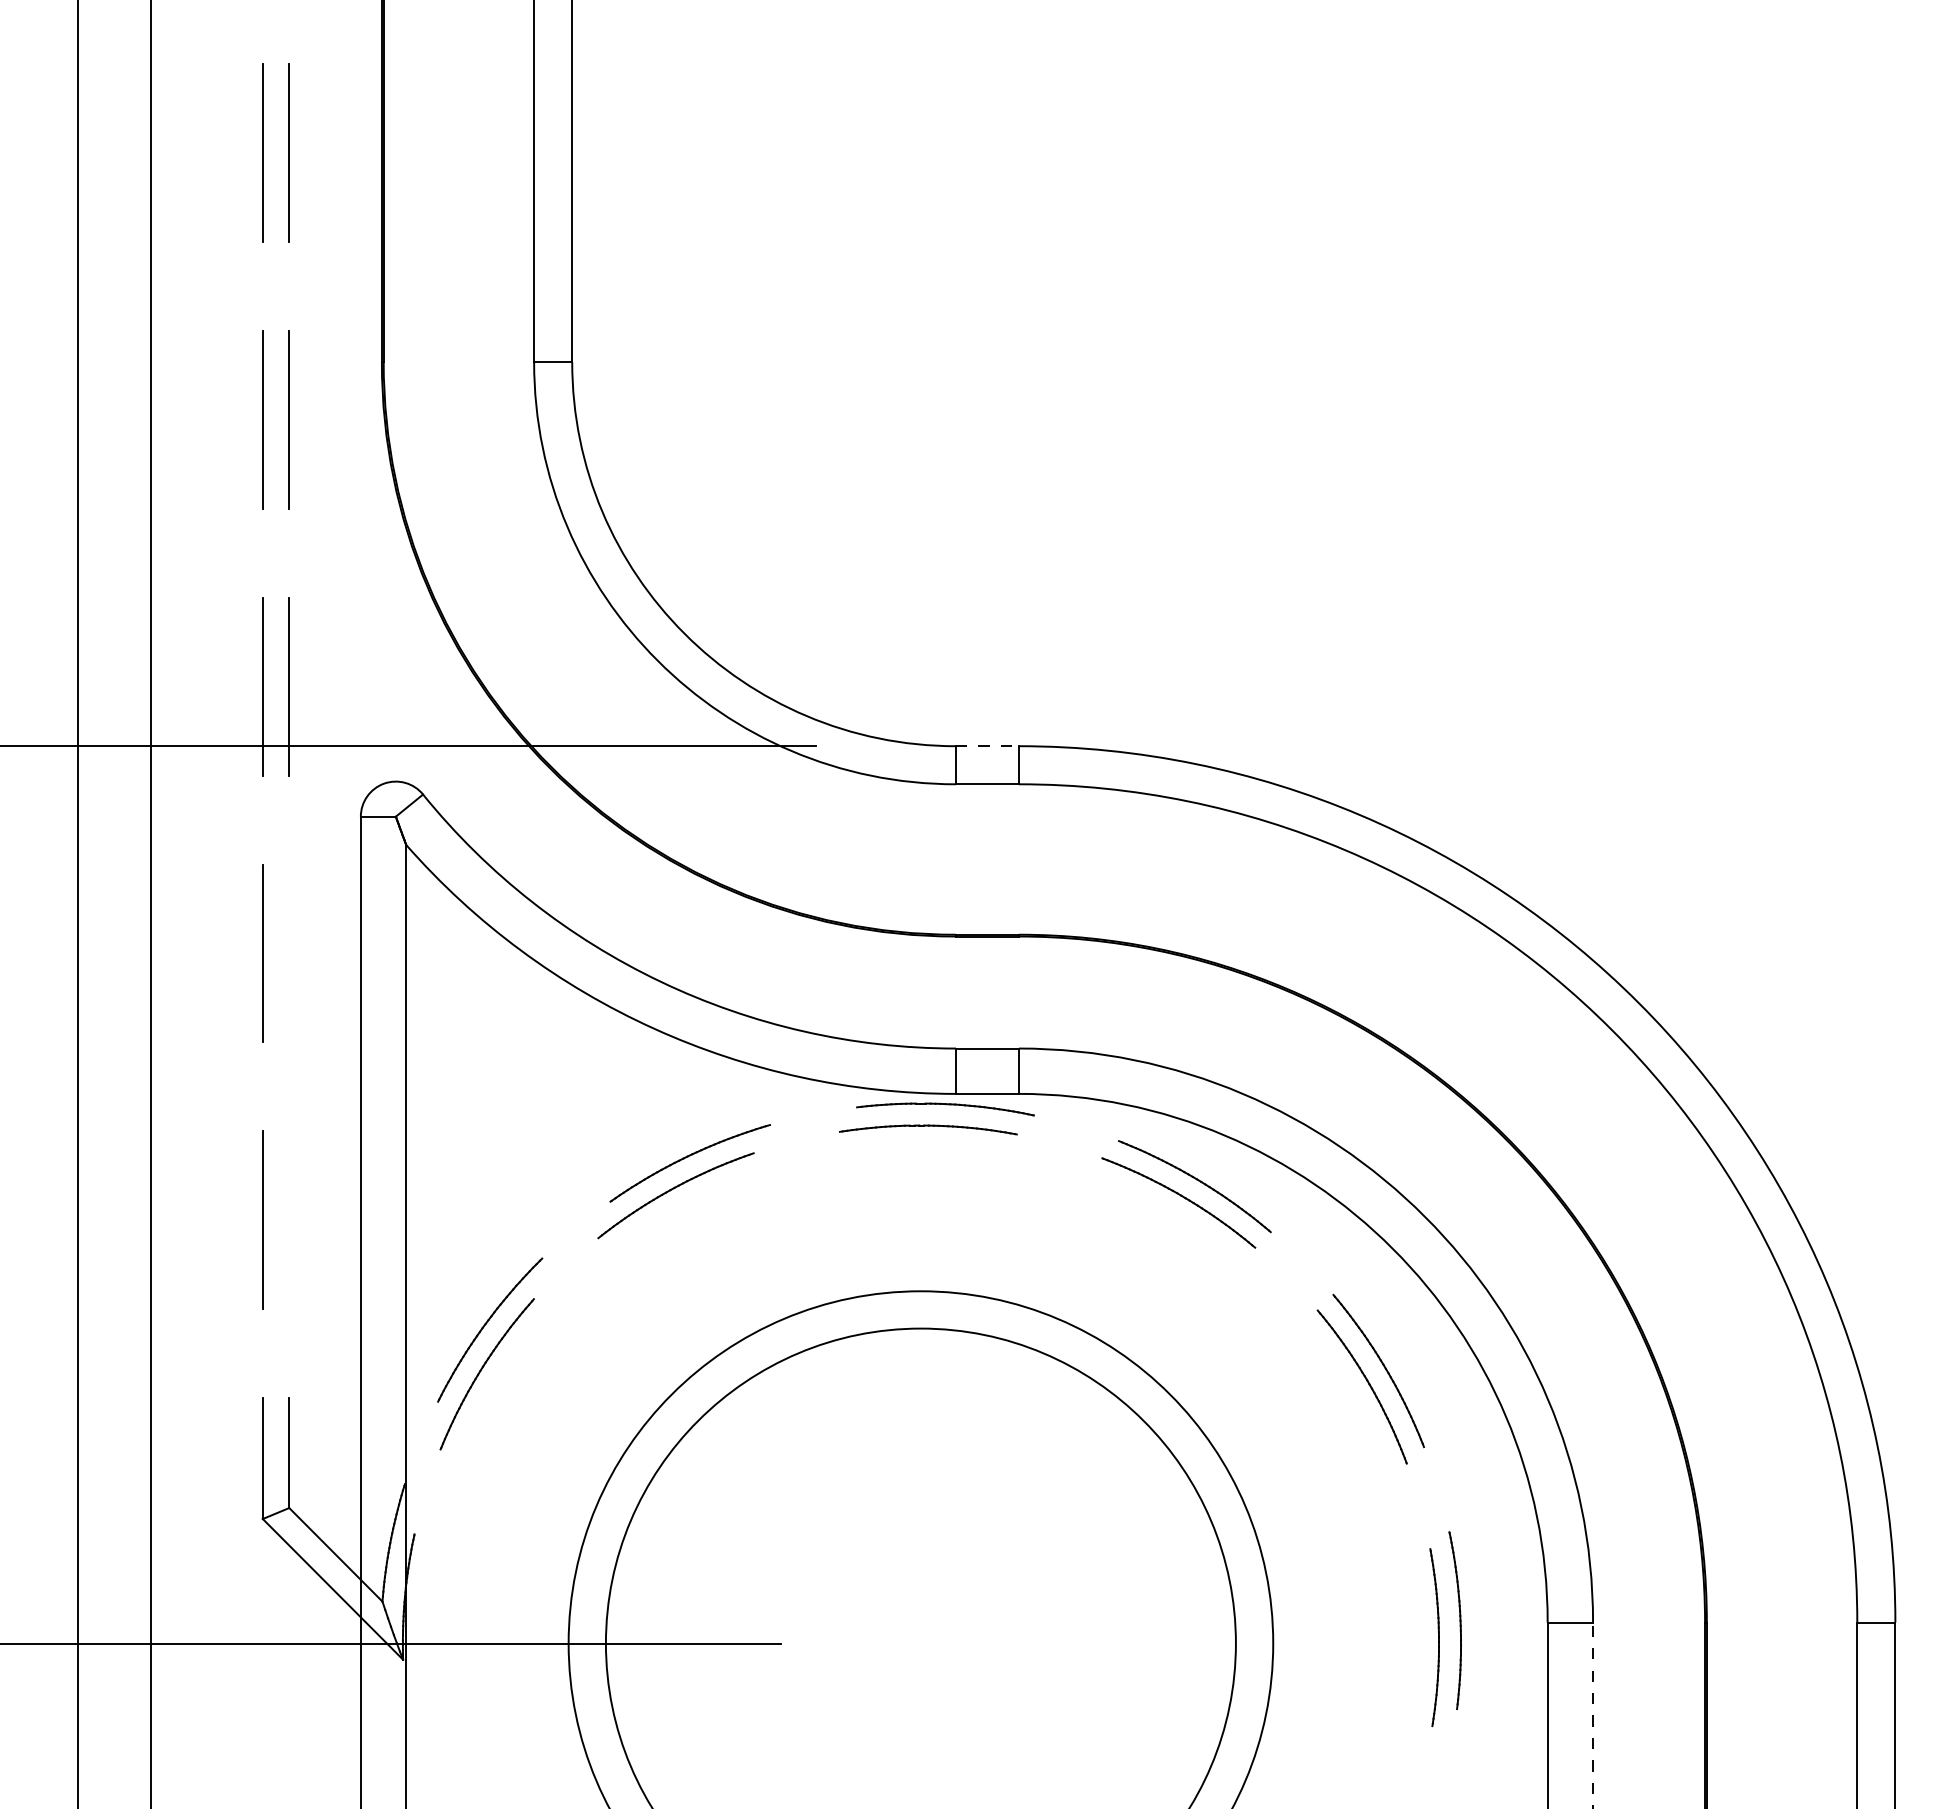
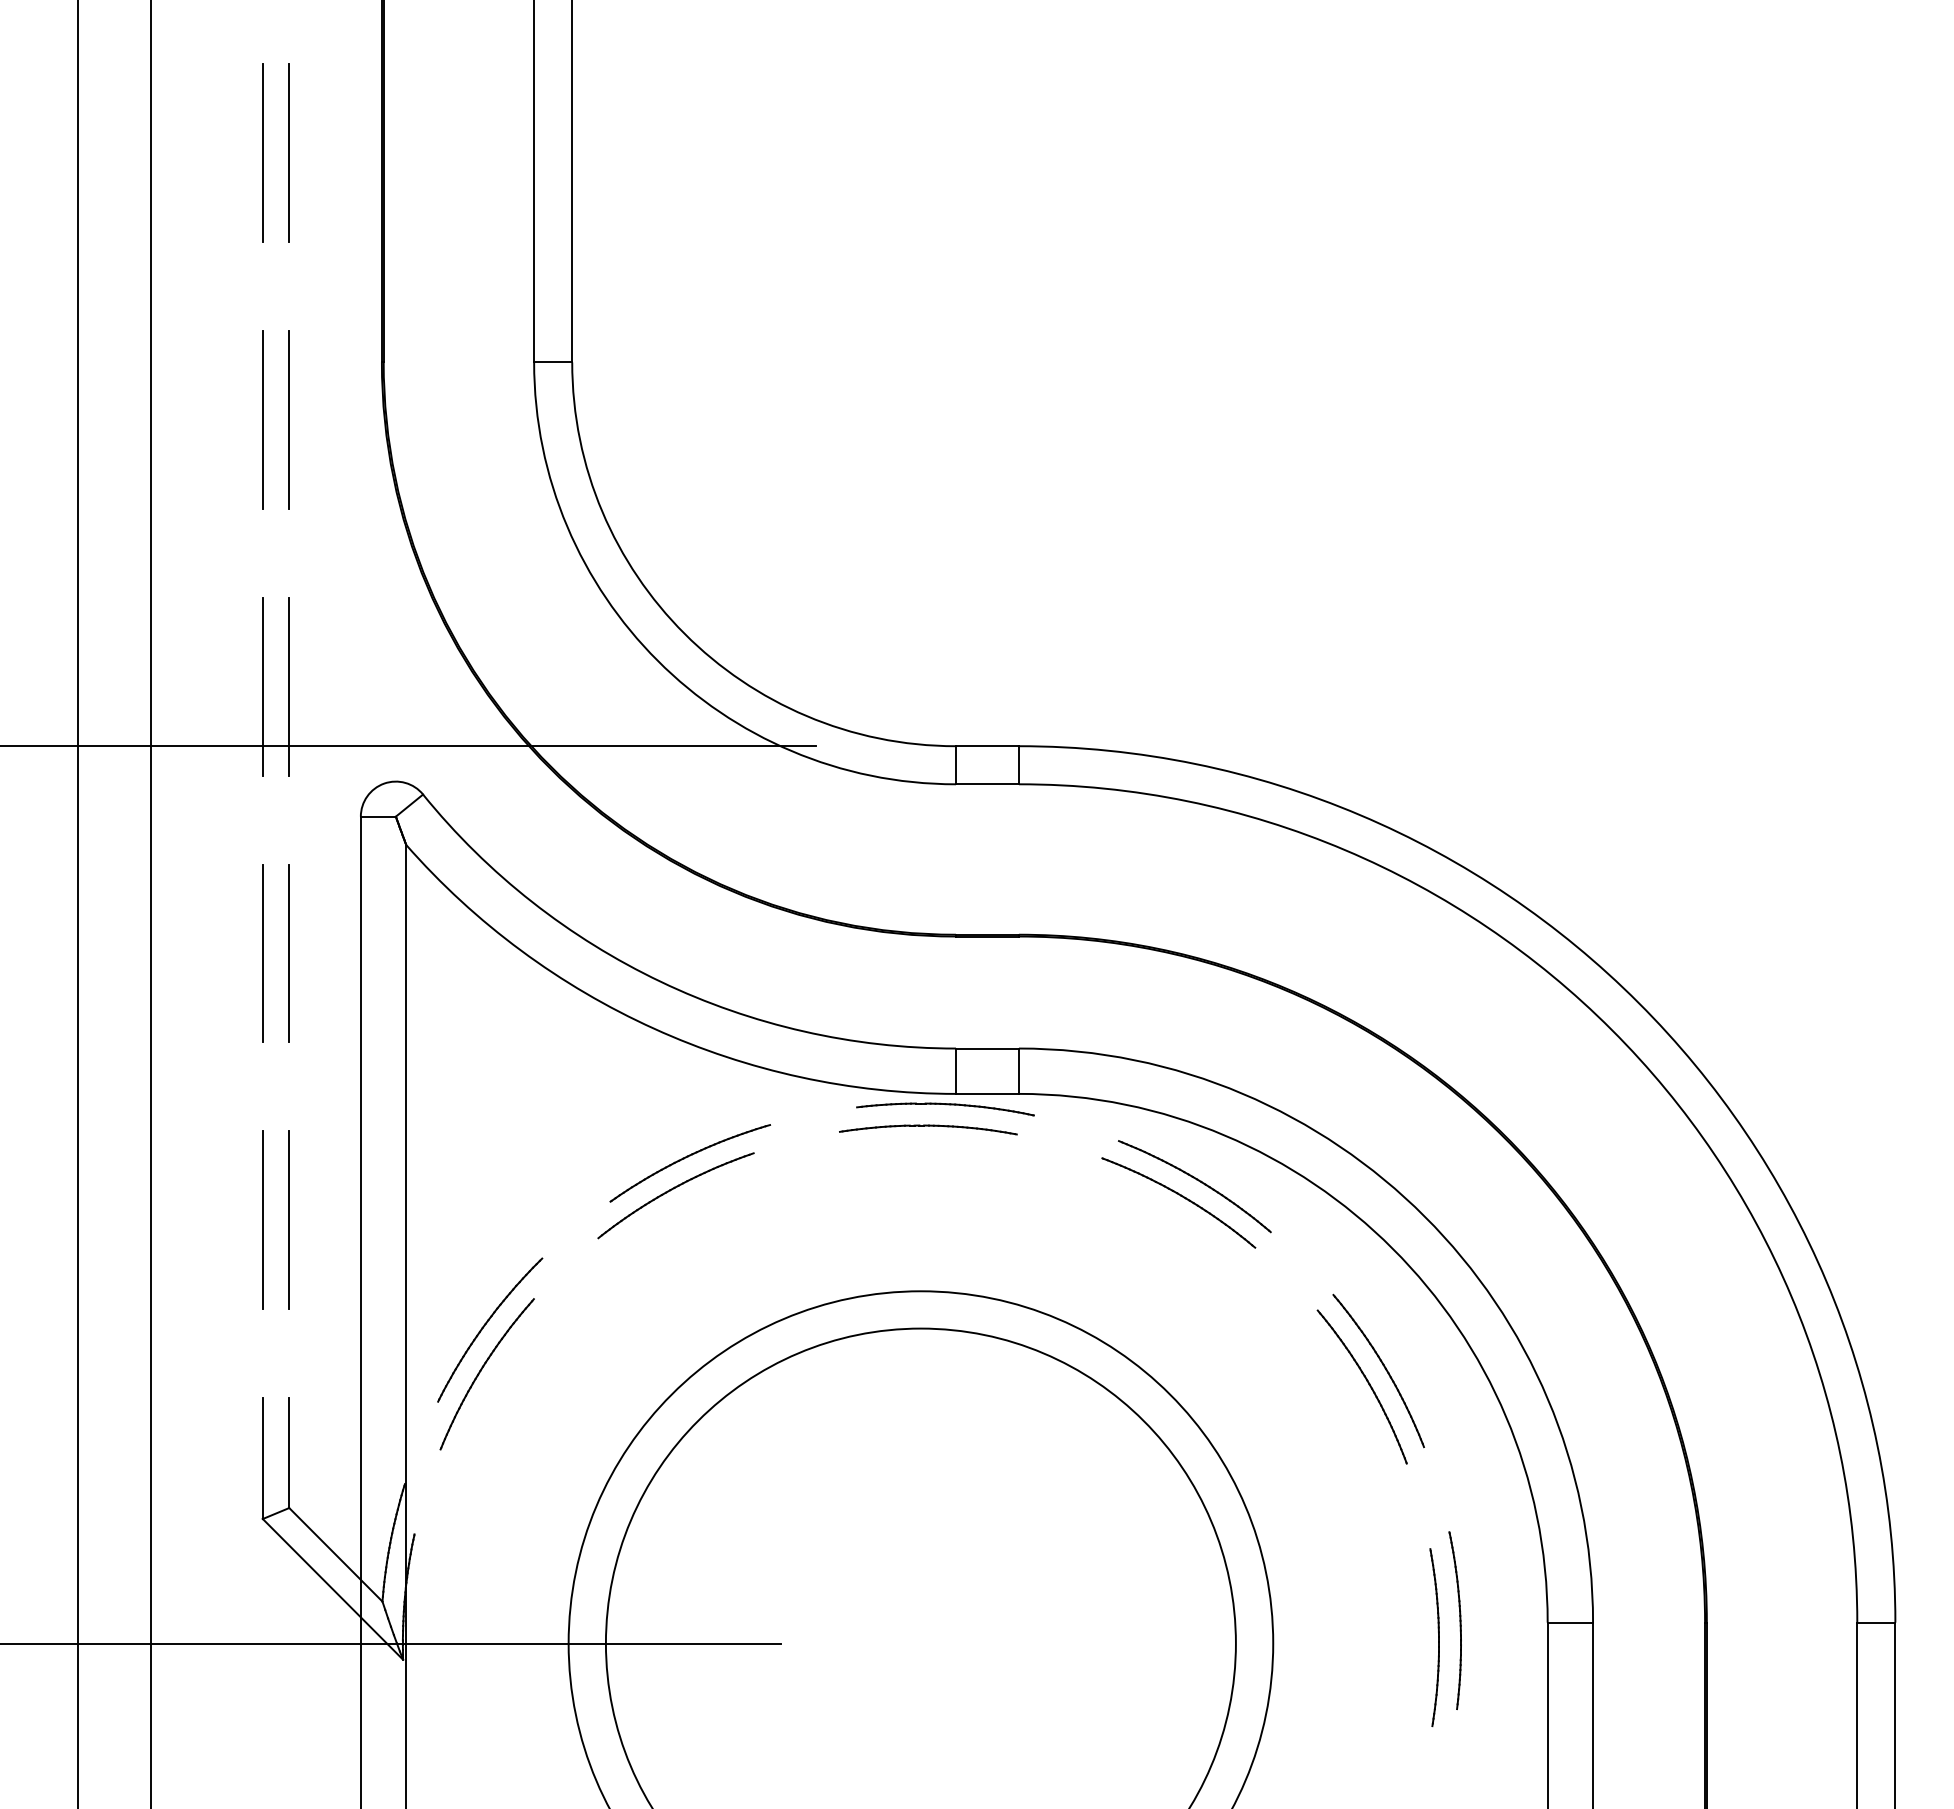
line: dashed -> solid (987, 746)
line: none -> present (289, 953)
line: none -> present (289, 1220)
line: dashed -> solid (1593, 1715)
